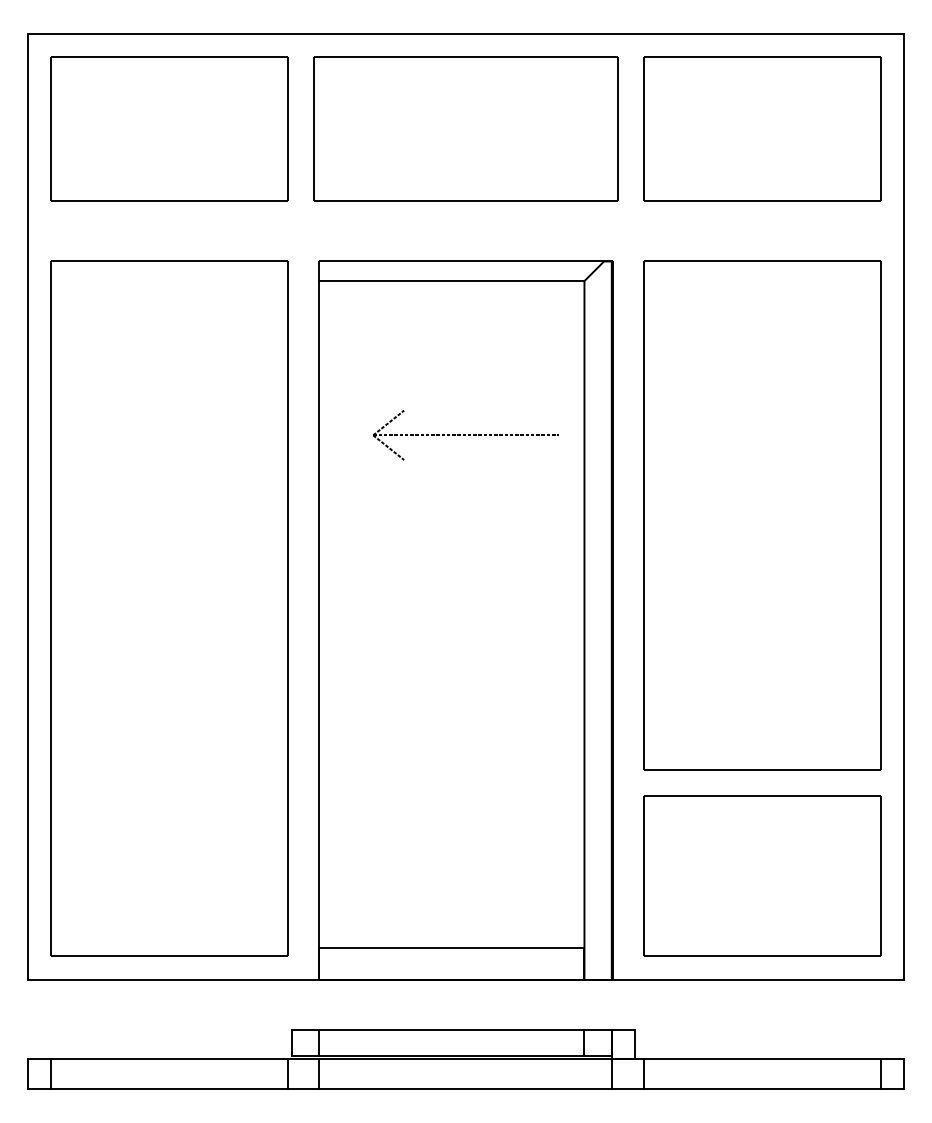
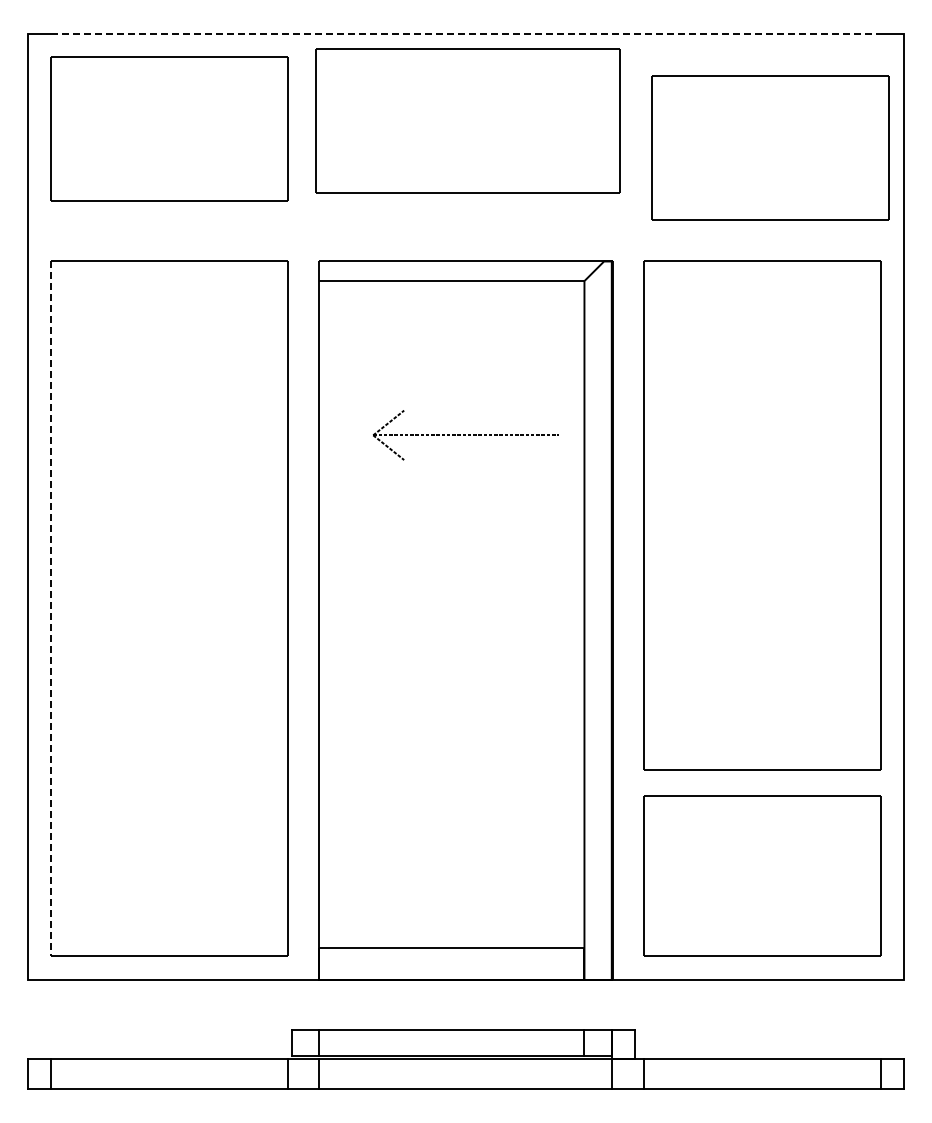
line: solid -> dashed (466, 33)
part position: (465, 128) -> (467, 120) (467, 120)
part position: (762, 128) -> (770, 147) (770, 147)
line: solid -> dashed (51, 609)
